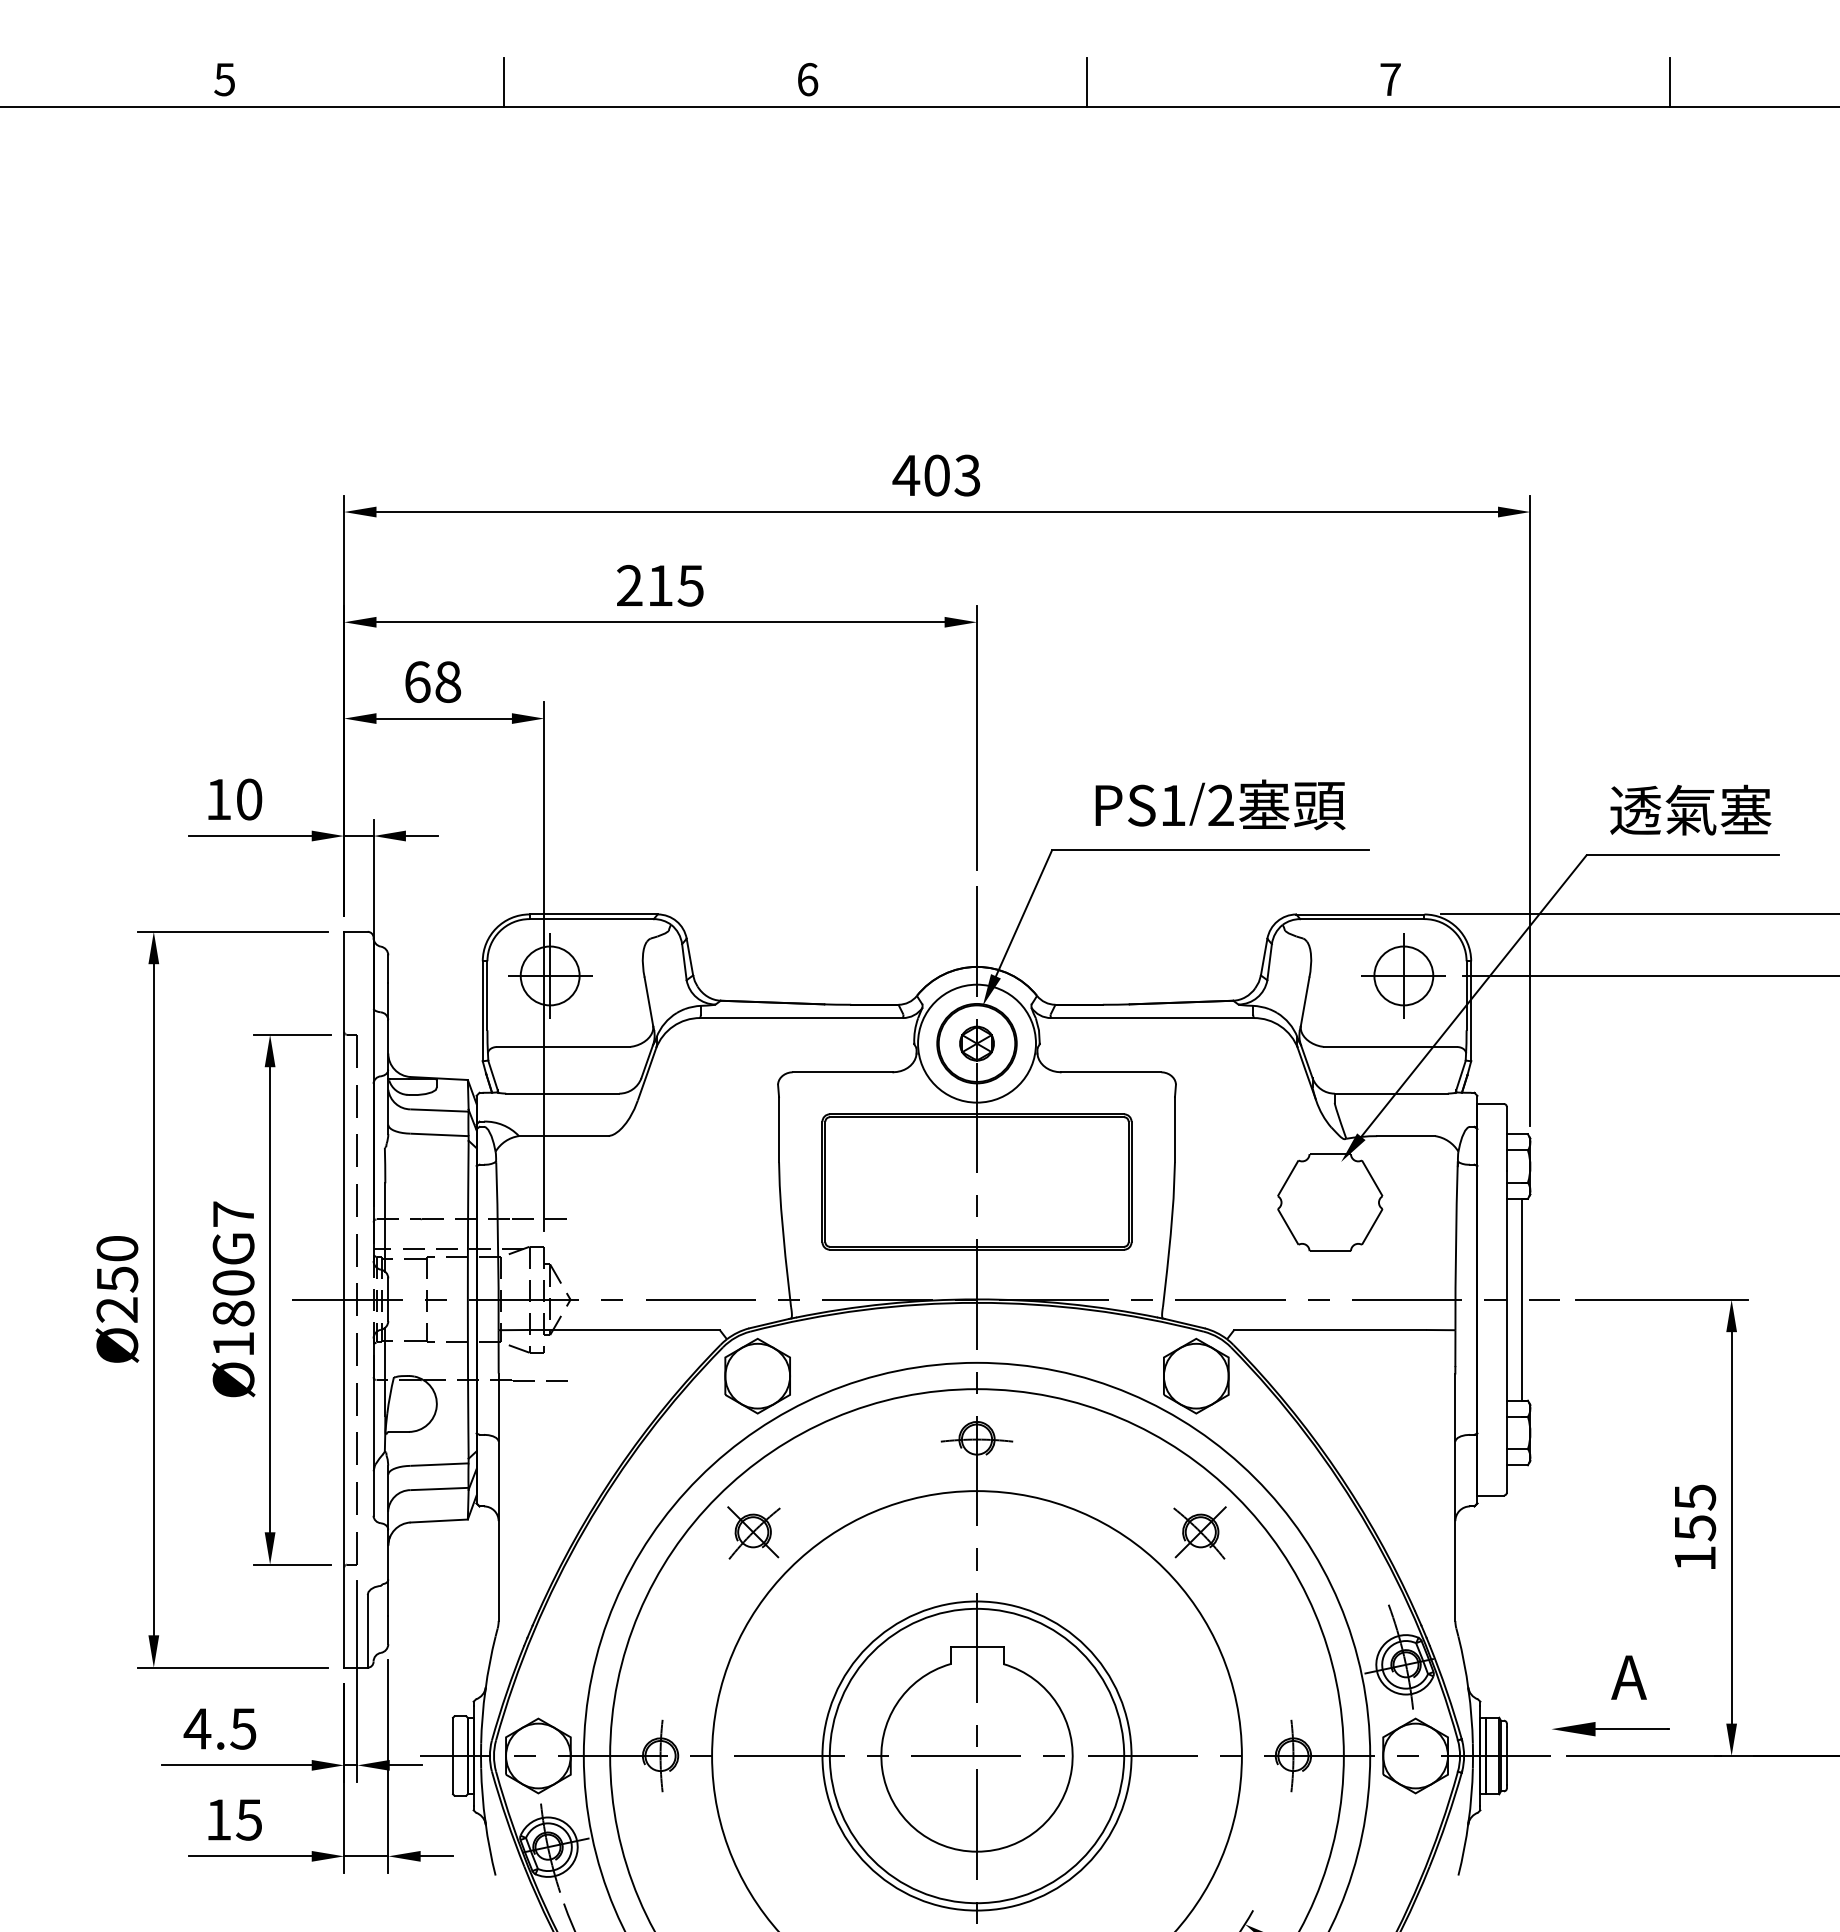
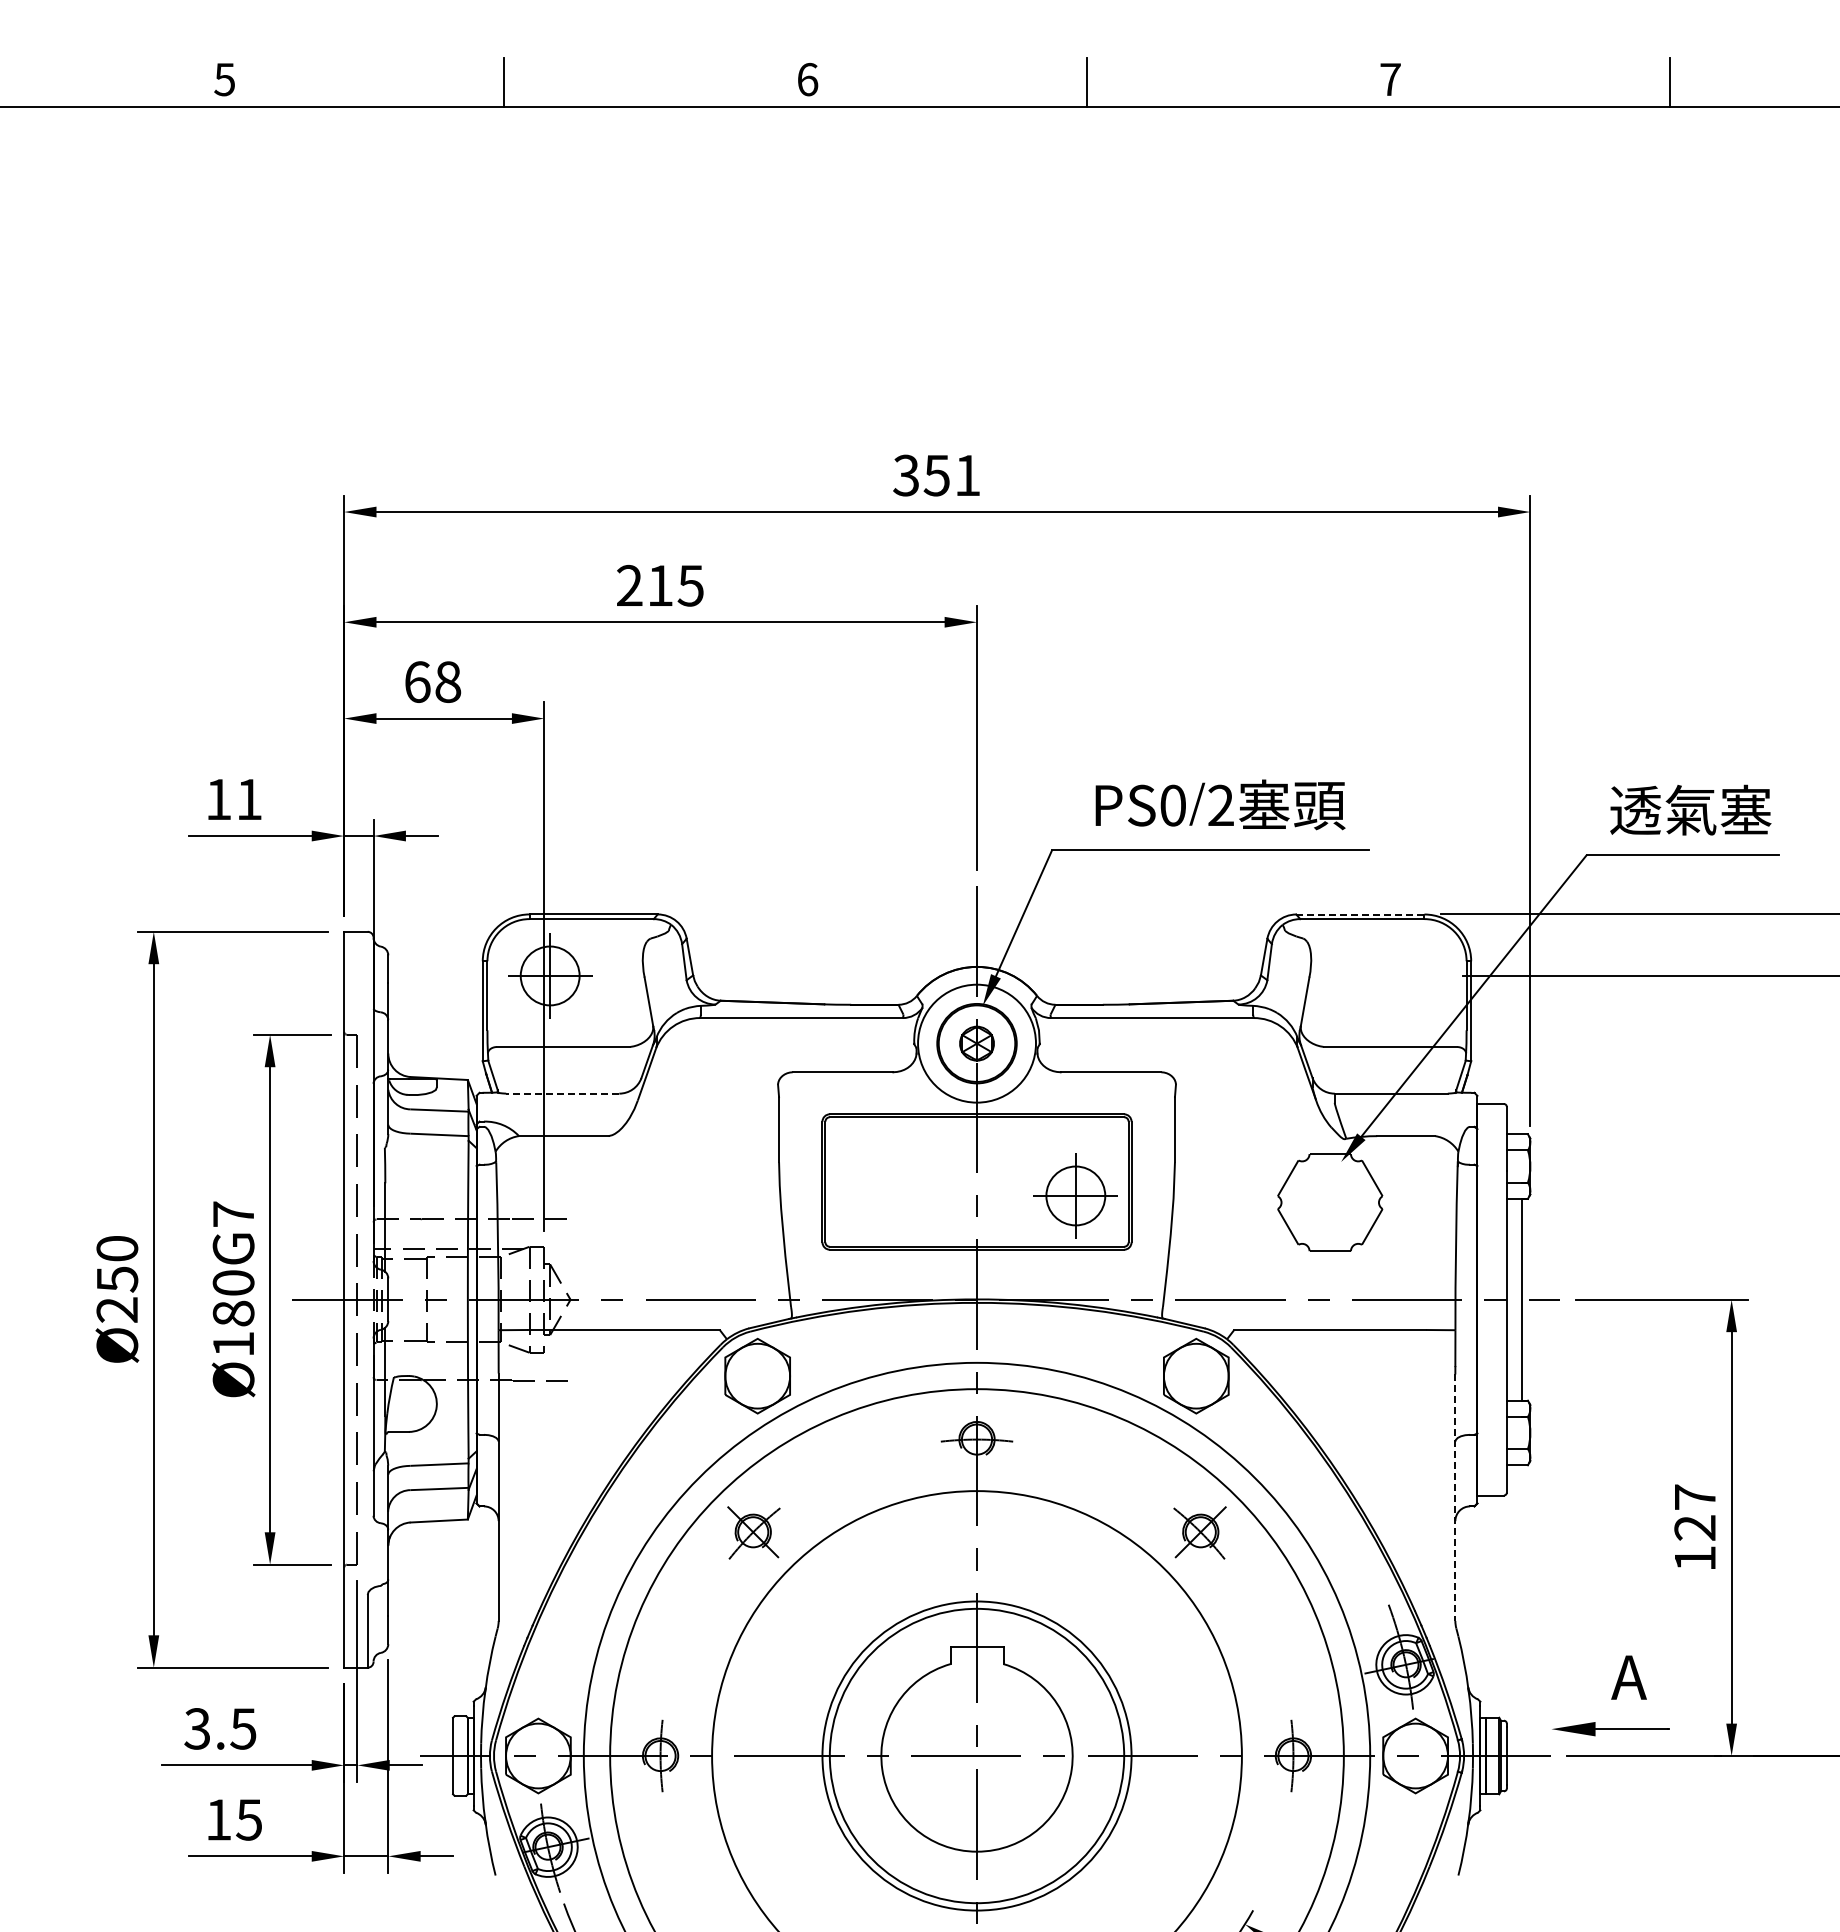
text: 403 -> 351 (936, 475)
text: 10 -> 11 (249, 799)
text: PS1 -> PS0 (1172, 805)
line: solid -> dashed (1359, 914)
part position: (1403, 975) -> (1075, 1195) (1075, 1195)
line: solid -> dashed (562, 1093)
line: solid -> dashed (1455, 1497)
text: 155 -> 127 (1695, 1512)
text: 4.5 -> 3.5 (197, 1728)
